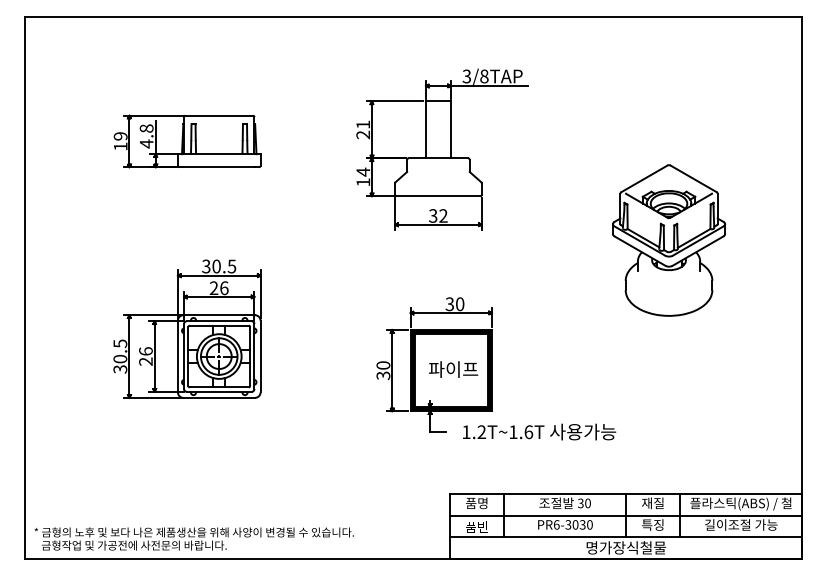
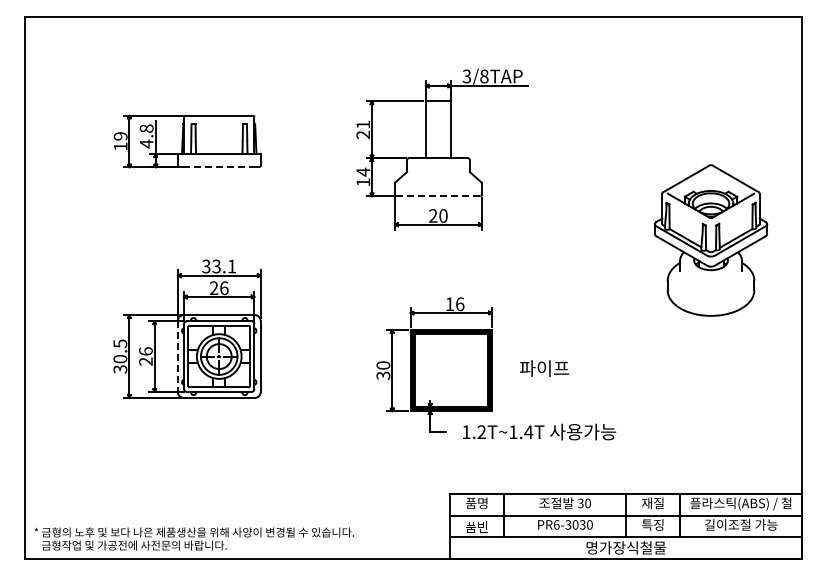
line: solid -> dashed (219, 167)
line: solid -> dashed (438, 196)
text: 32 -> 20 (438, 215)
part position: (669, 240) -> (711, 240) (711, 240)
text: 30.5 -> 33.1 (224, 266)
text: 30 -> 16 (454, 304)
line: solid -> dashed (177, 356)
text position: (453, 369) -> (544, 368) (544, 368)
text: 1.2T~1.6T -> 1.2T~1.4T (528, 432)
